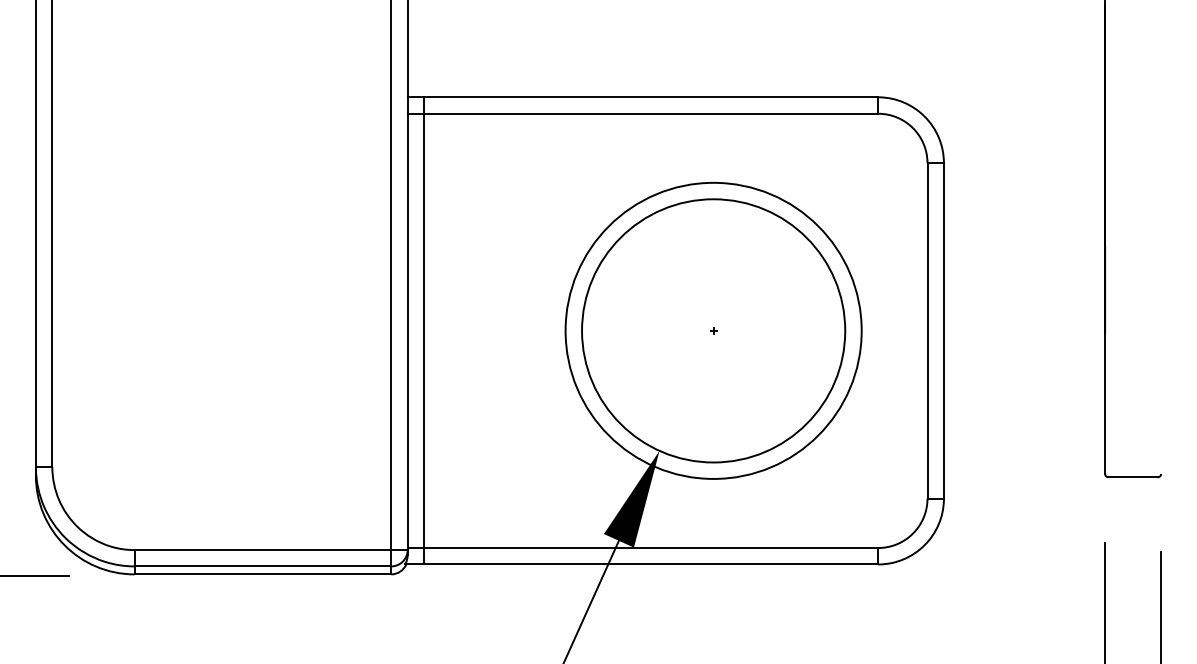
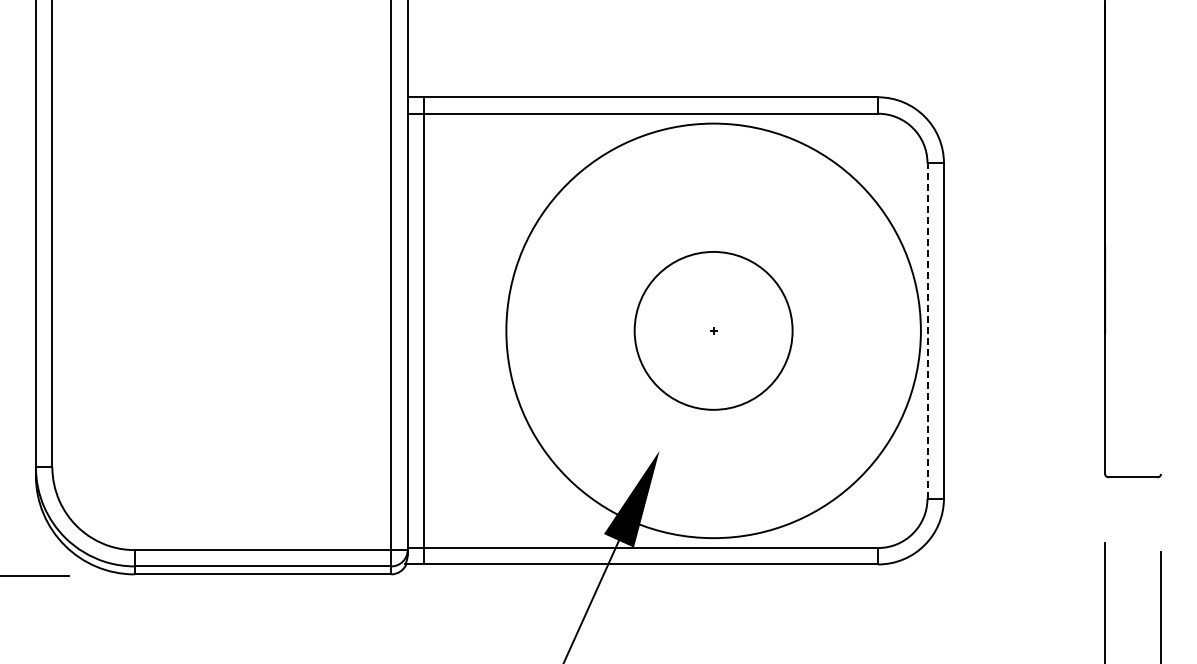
circle diameter: 263 px -> 158 px (713, 330)
circle diameter: 296 px -> 415 px (713, 330)
line: solid -> dashed (927, 330)
